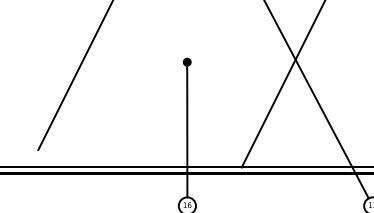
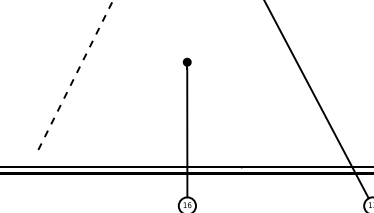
line: solid -> dashed (75, 74)
line: present -> none (282, 84)
